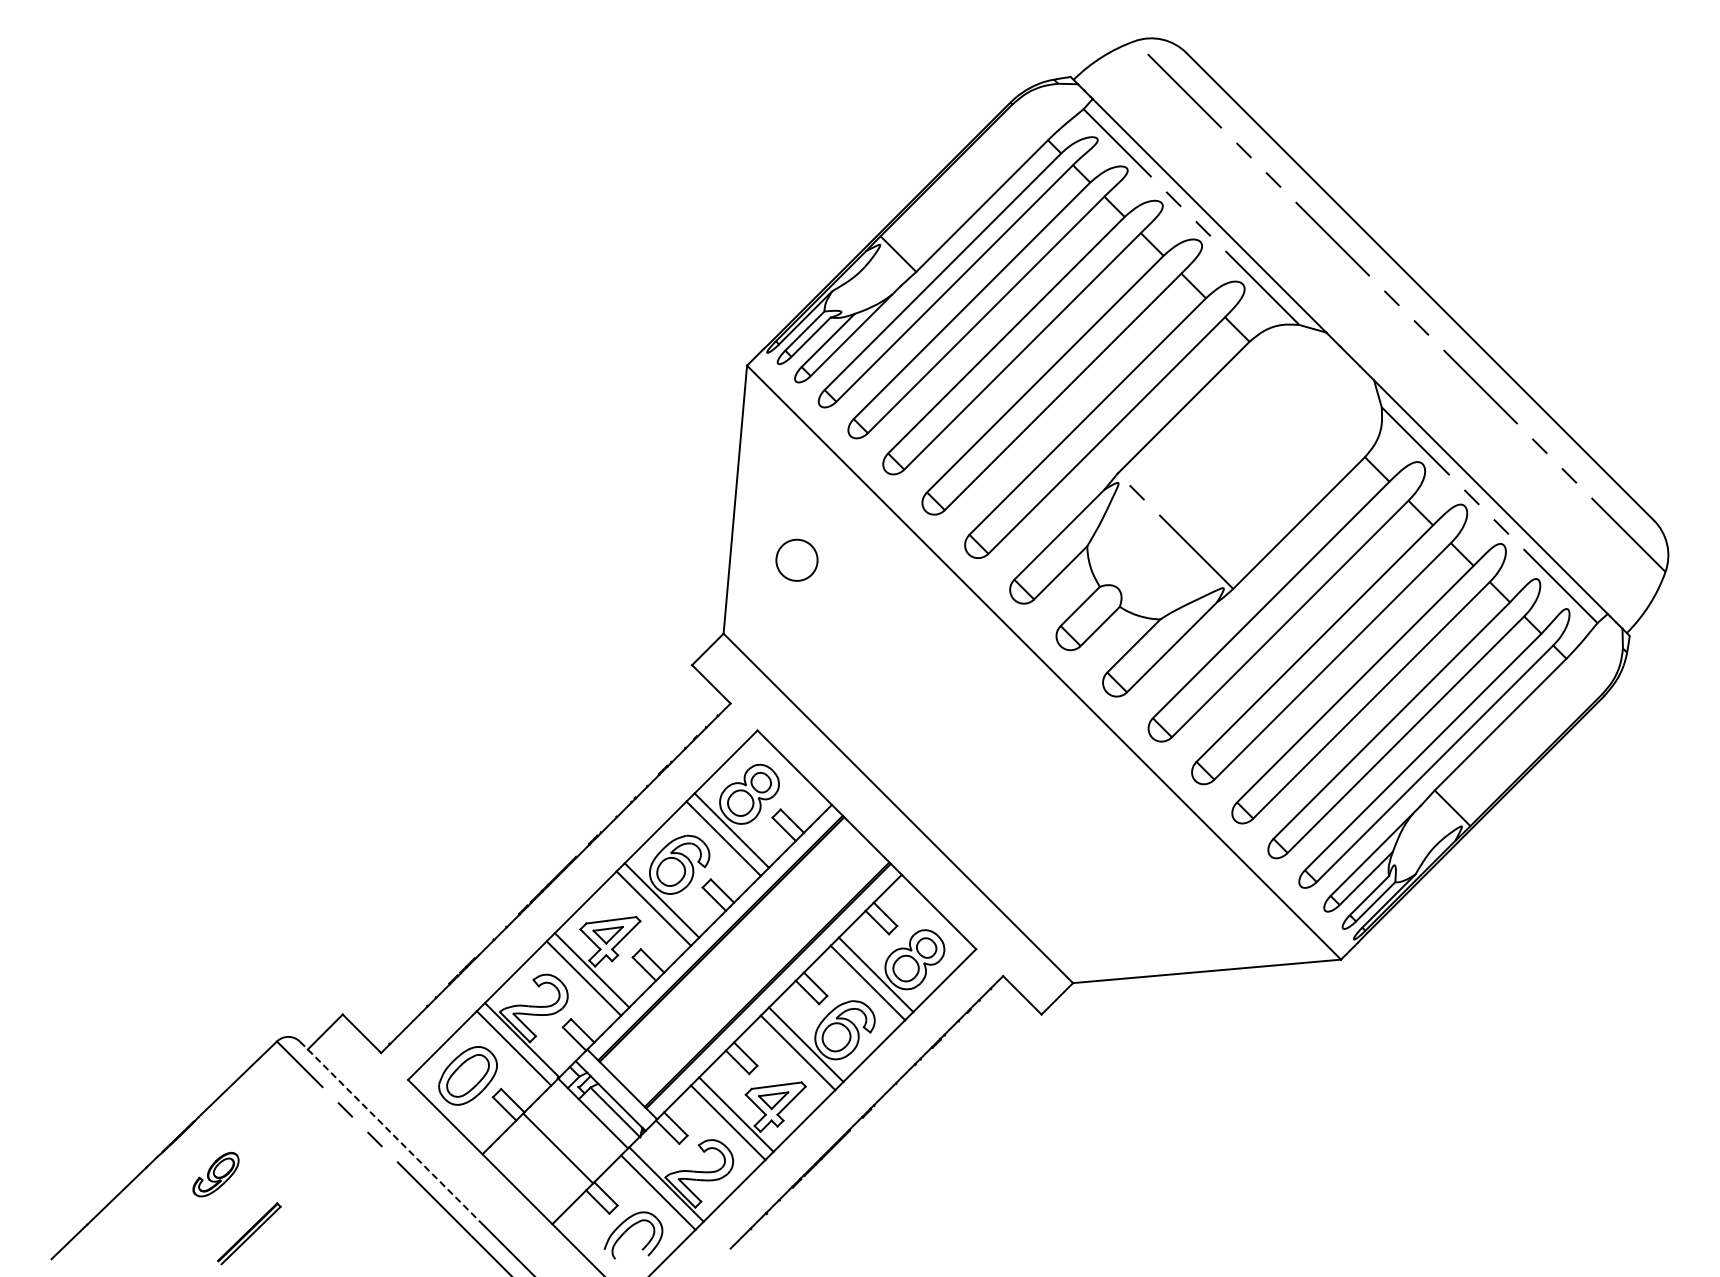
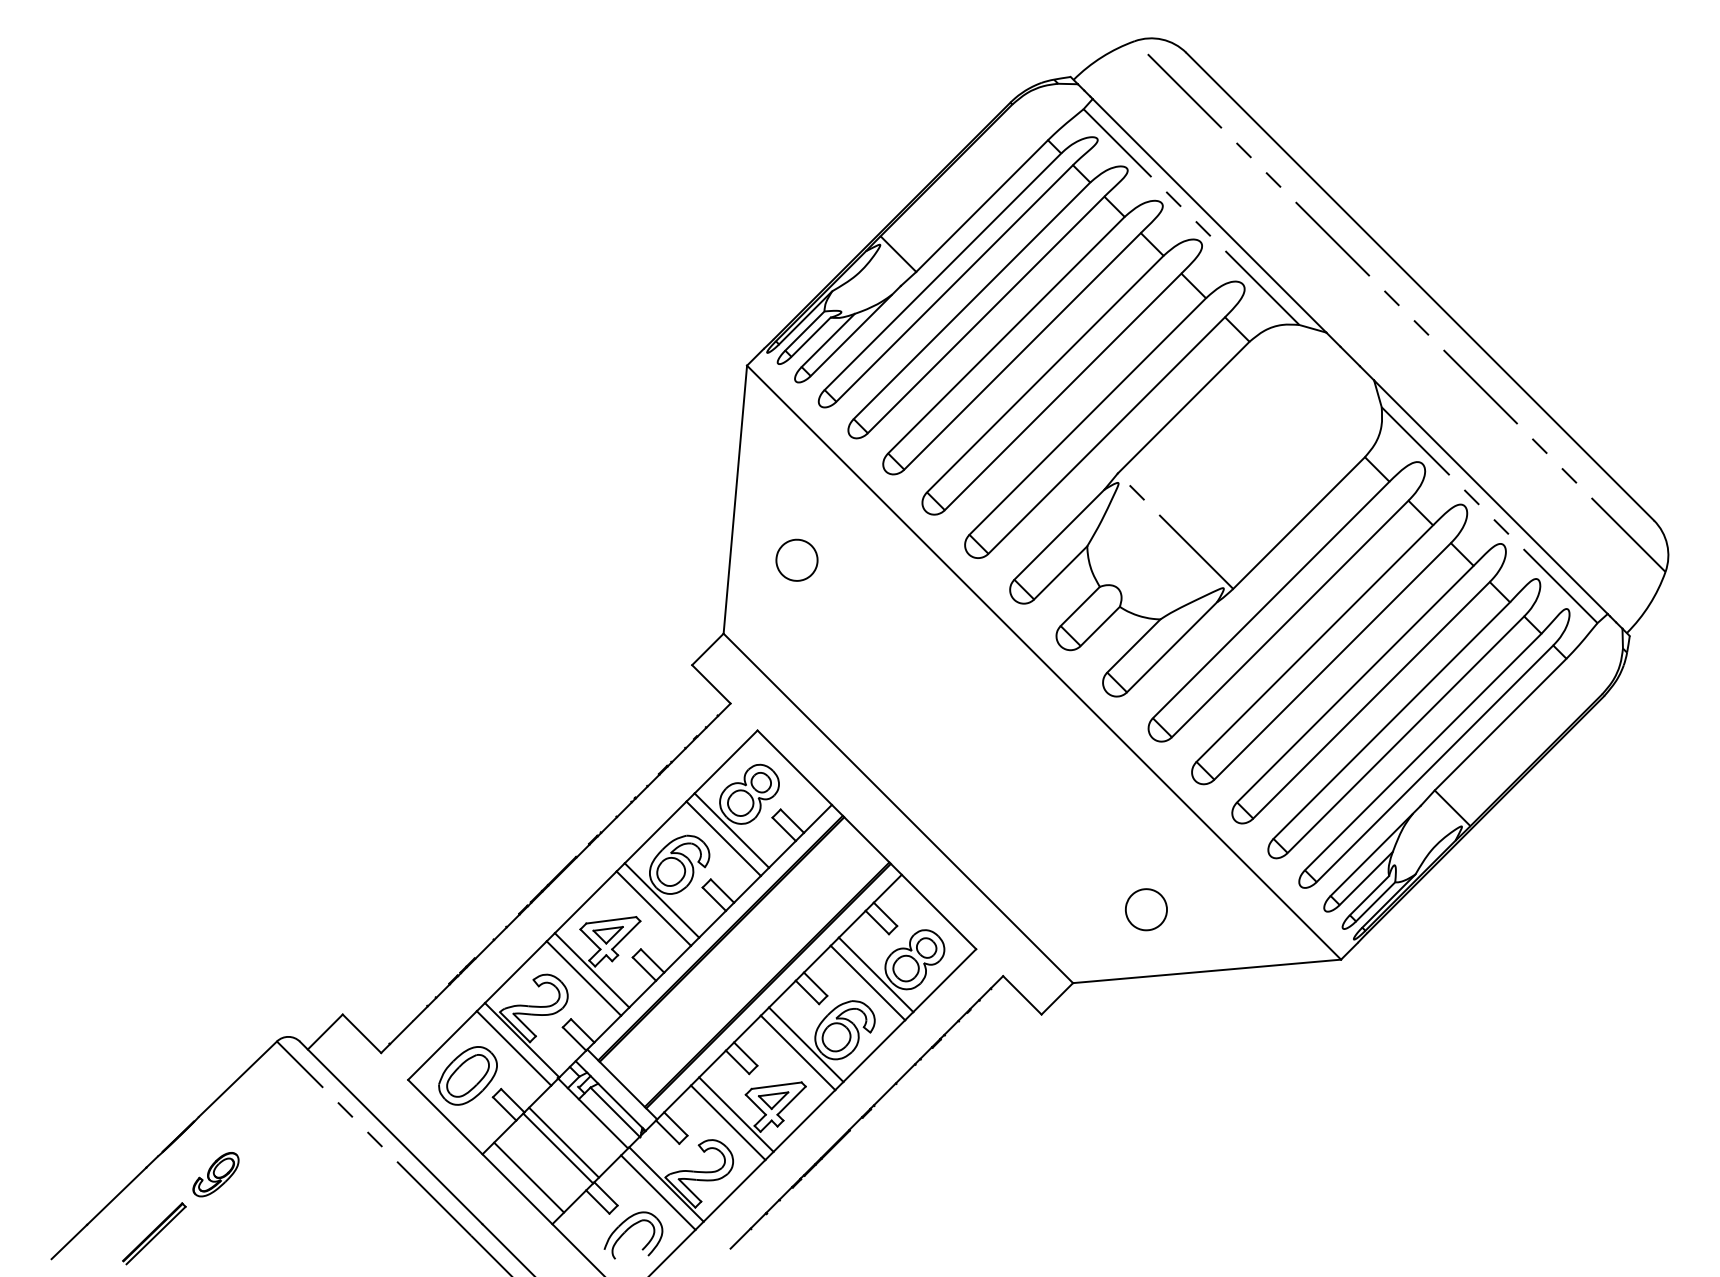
part: none -> present (1146, 909)
line: dashed -> solid (391, 1133)
line: none -> present (564, 1142)
line: none -> present (529, 1177)
part position: (249, 1233) -> (154, 1233) (154, 1233)
